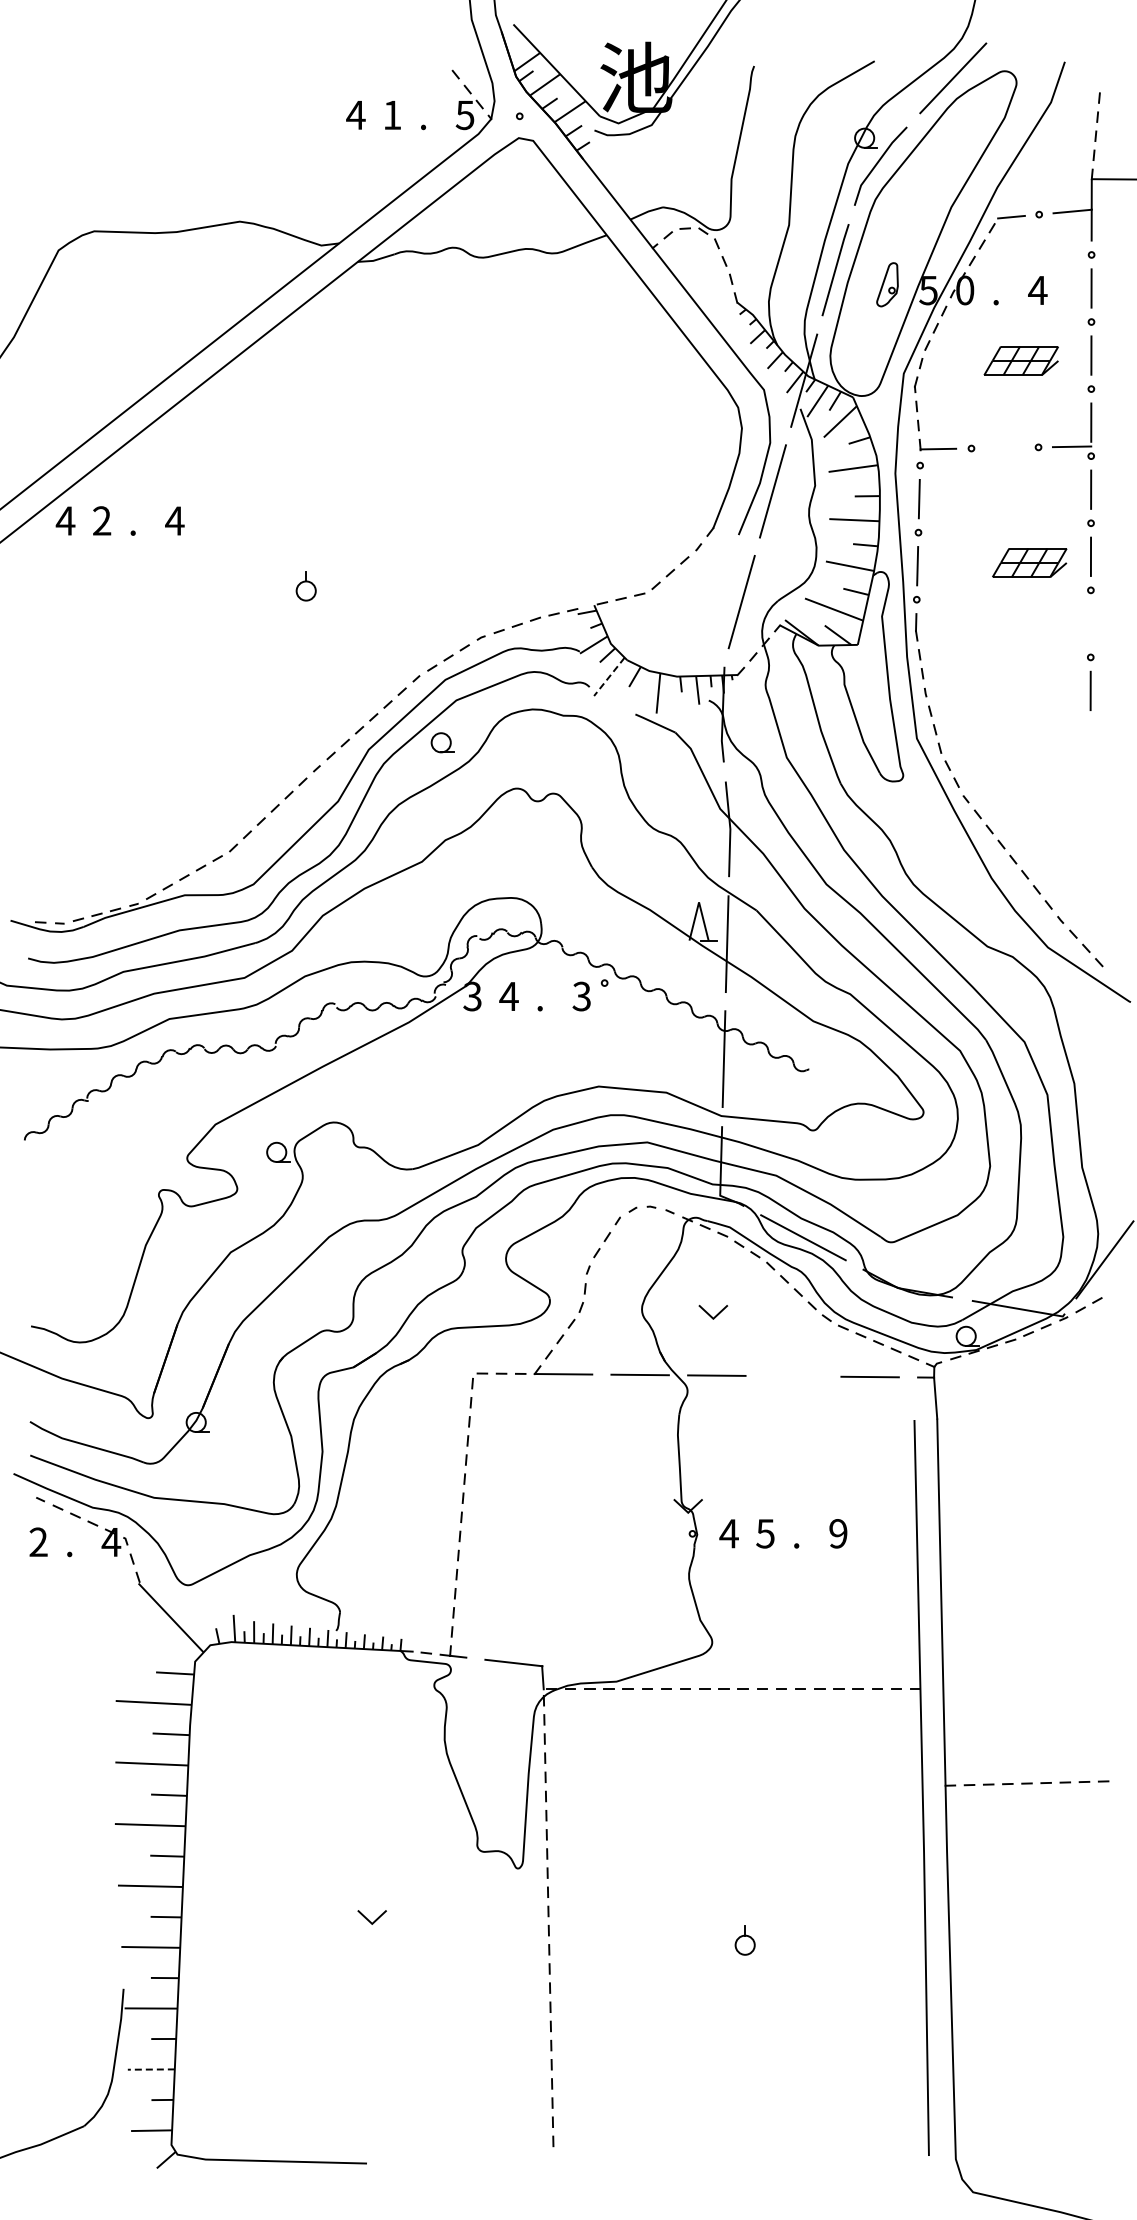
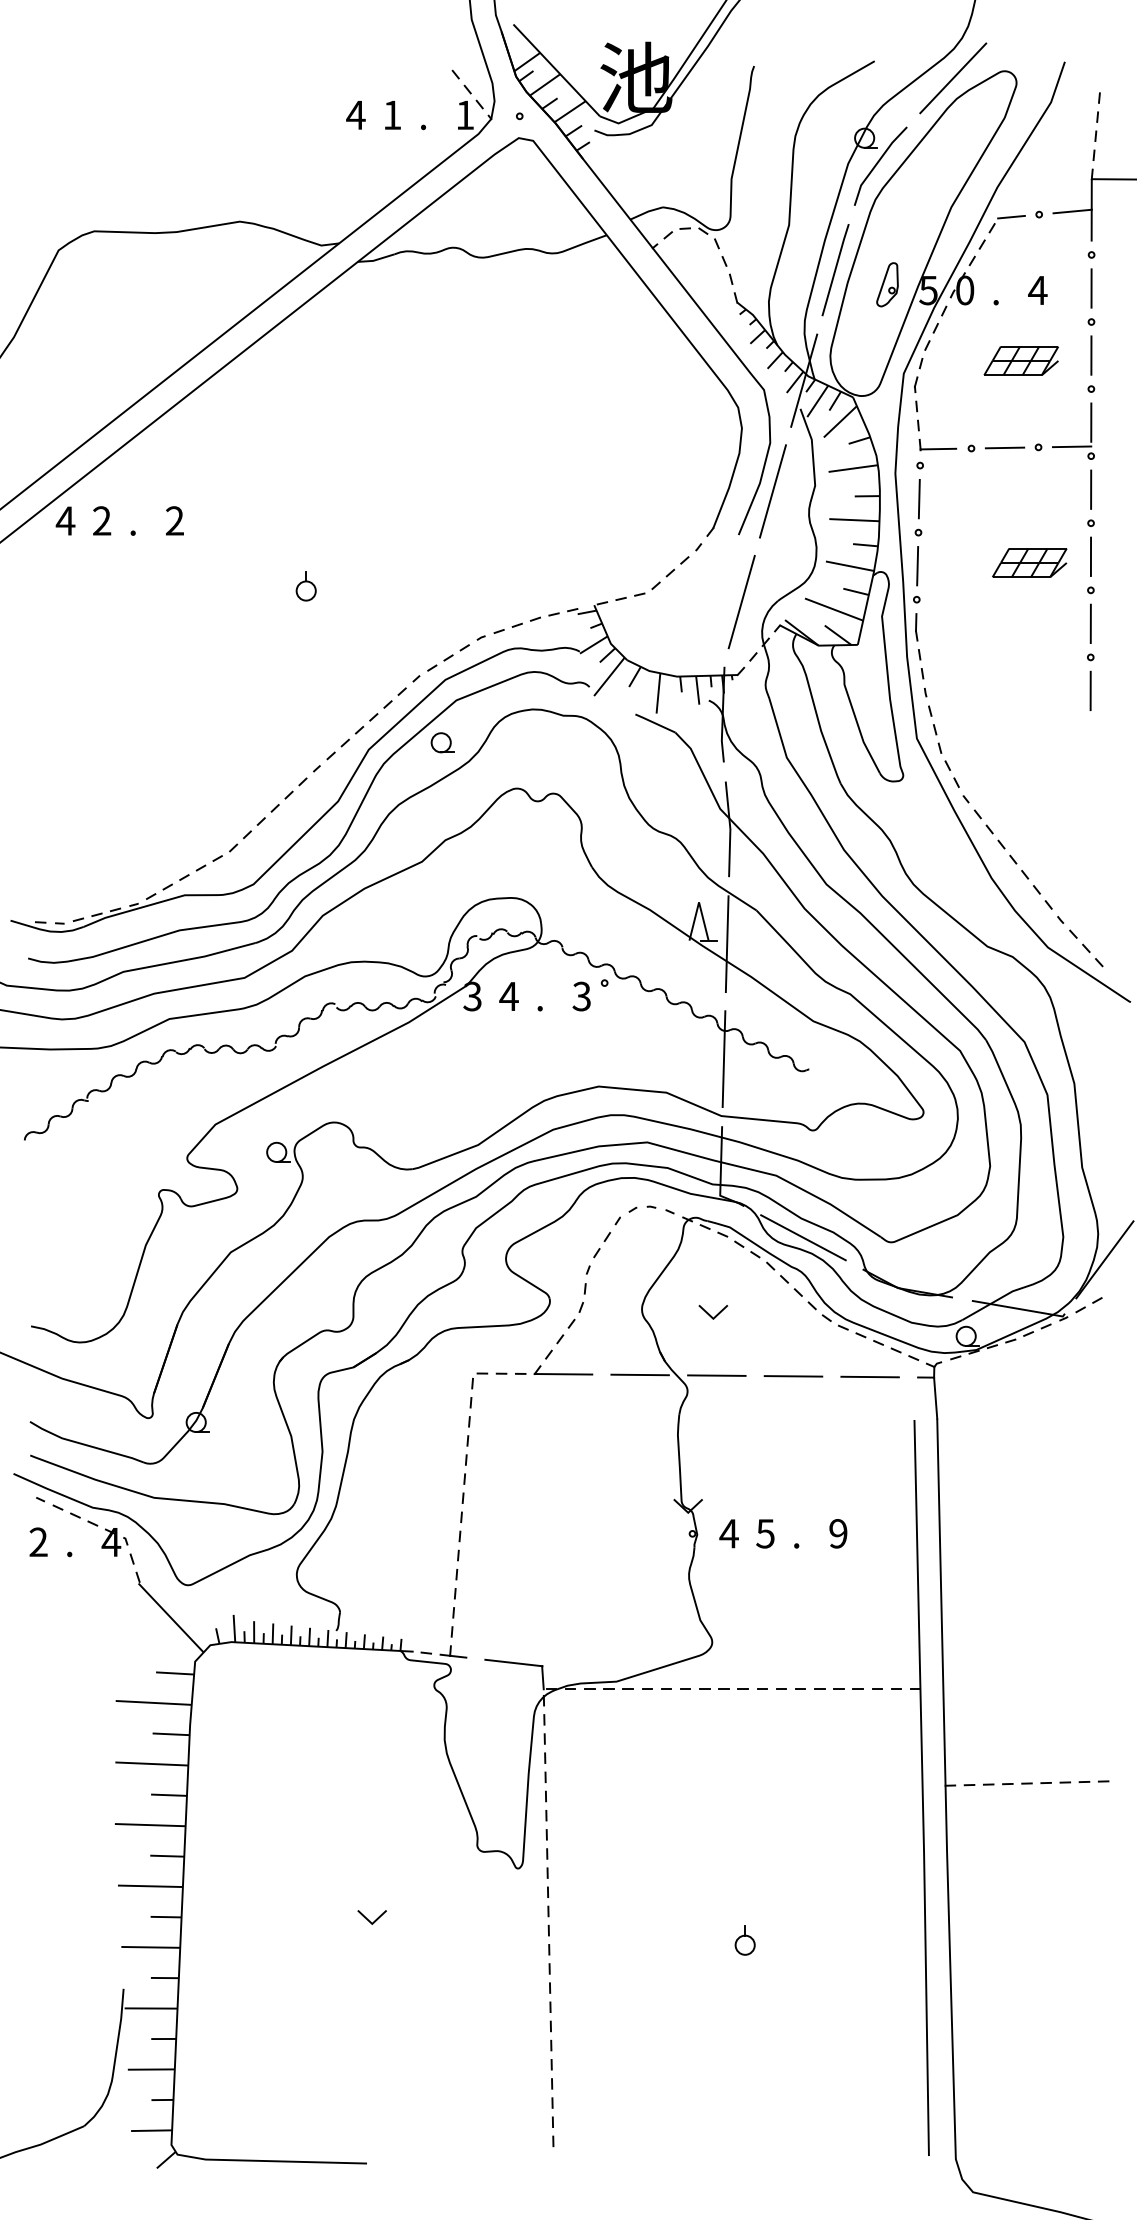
text: 5 -> 1 (464, 115)
line: none -> present (1005, 447)
text: 4 -> 2 (174, 520)
line: none -> present (1090, 623)
line: dashed -> solid (609, 676)
line: none -> present (793, 1376)
line: dashed -> solid (150, 2069)
